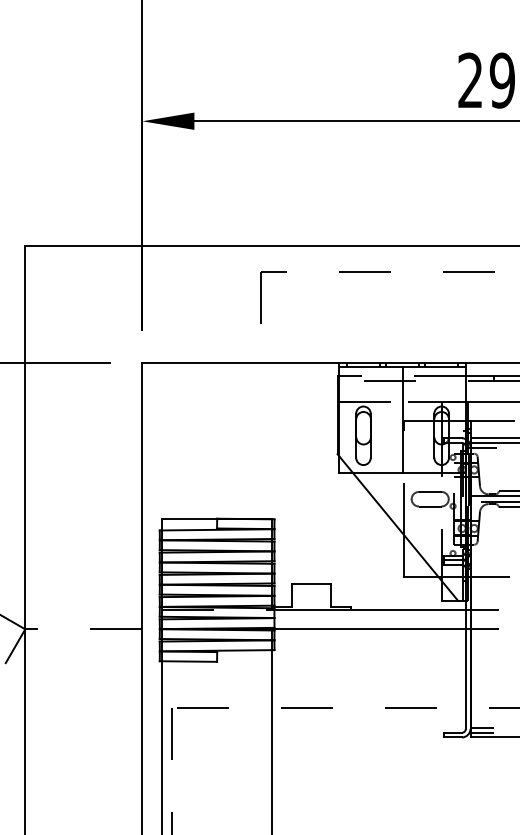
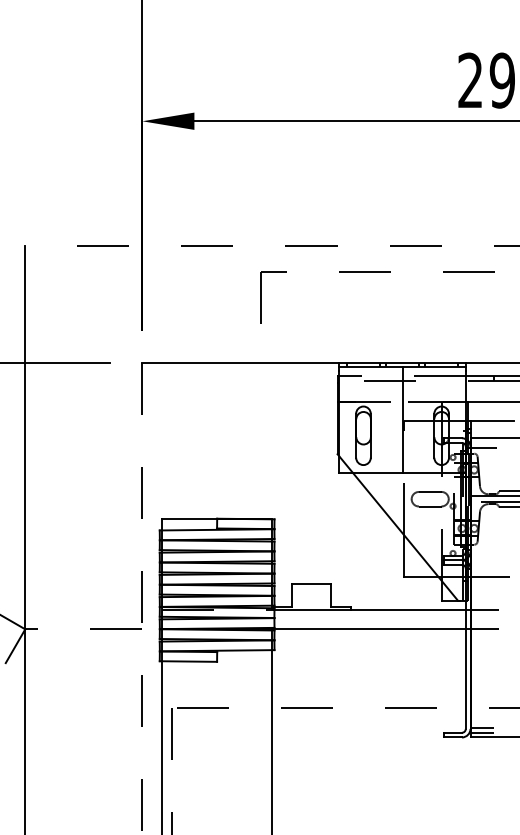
line: solid -> dashed (272, 245)
line: present -> none (493, 442)
line: solid -> dashed (142, 598)
